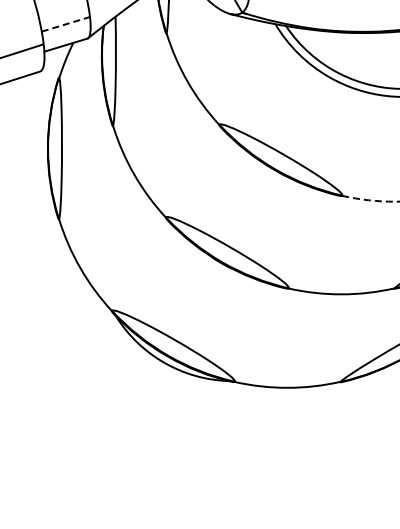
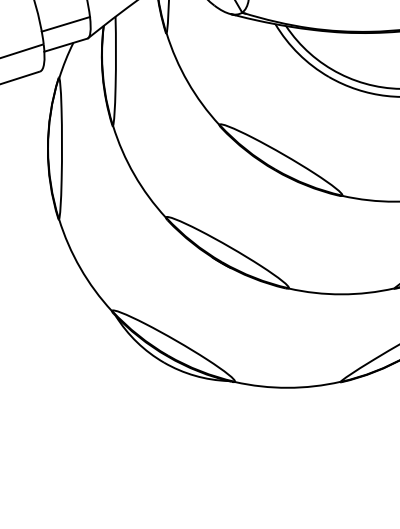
line: dashed -> solid (66, 24)
arc: dashed -> solid (371, 200)
